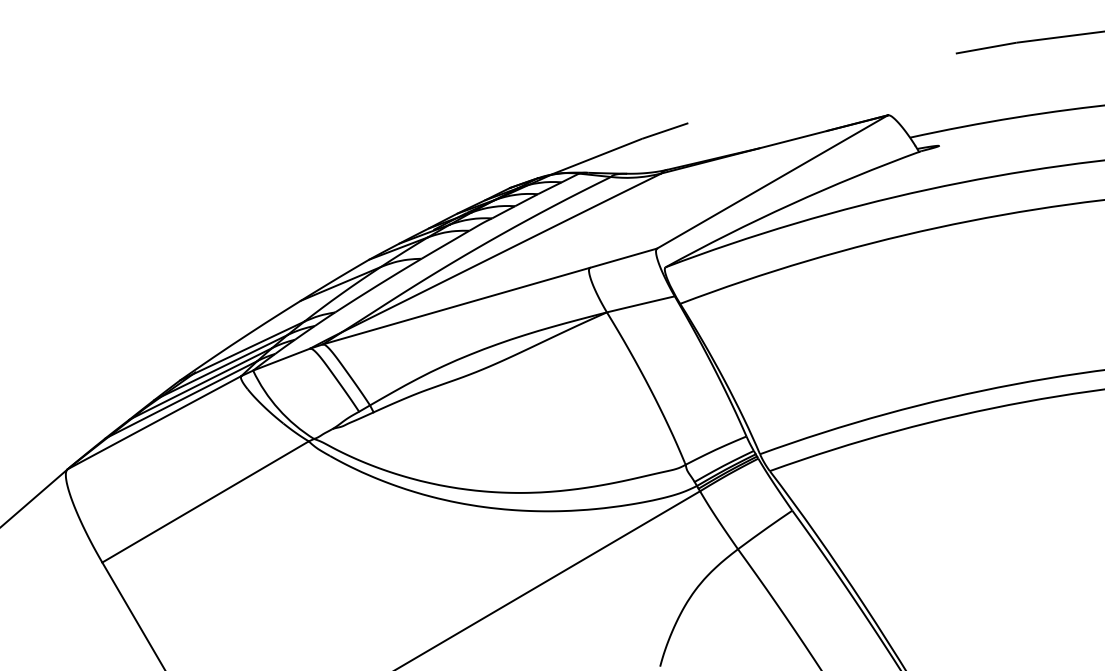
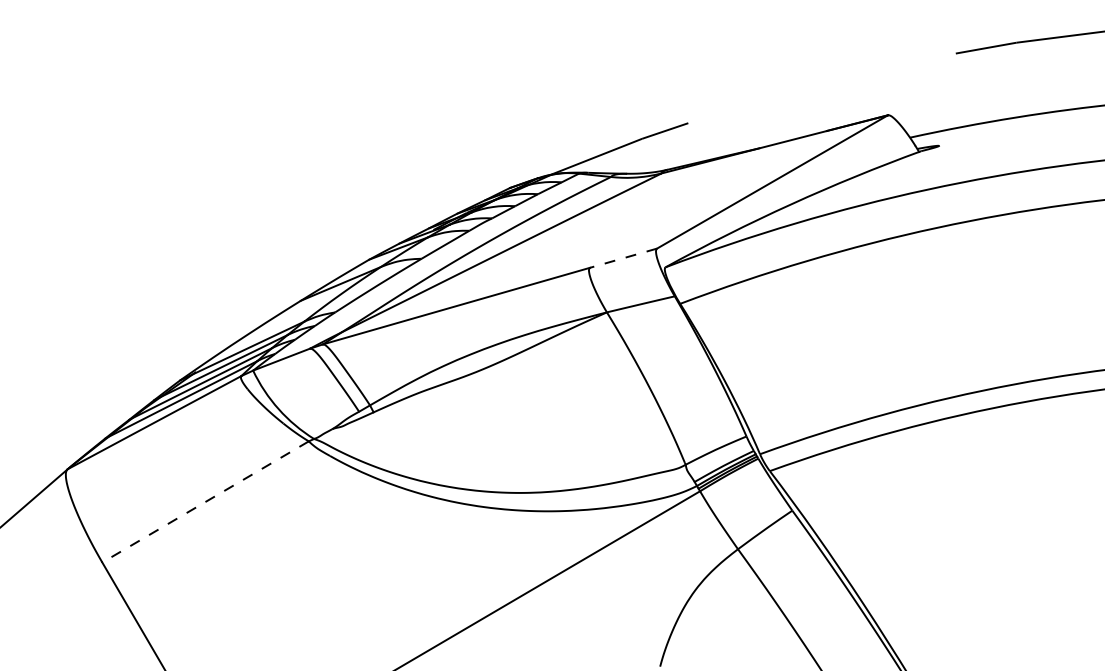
line: solid -> dashed (623, 258)
line: solid -> dashed (205, 501)
